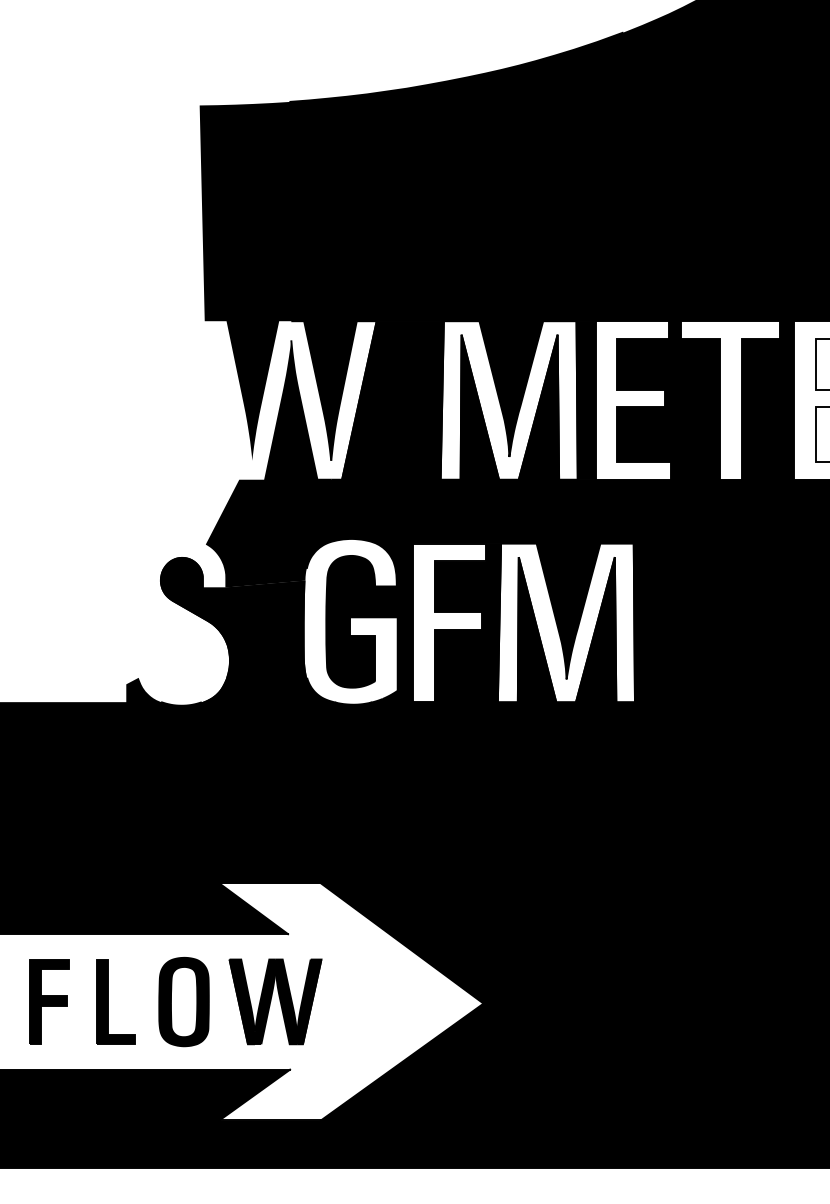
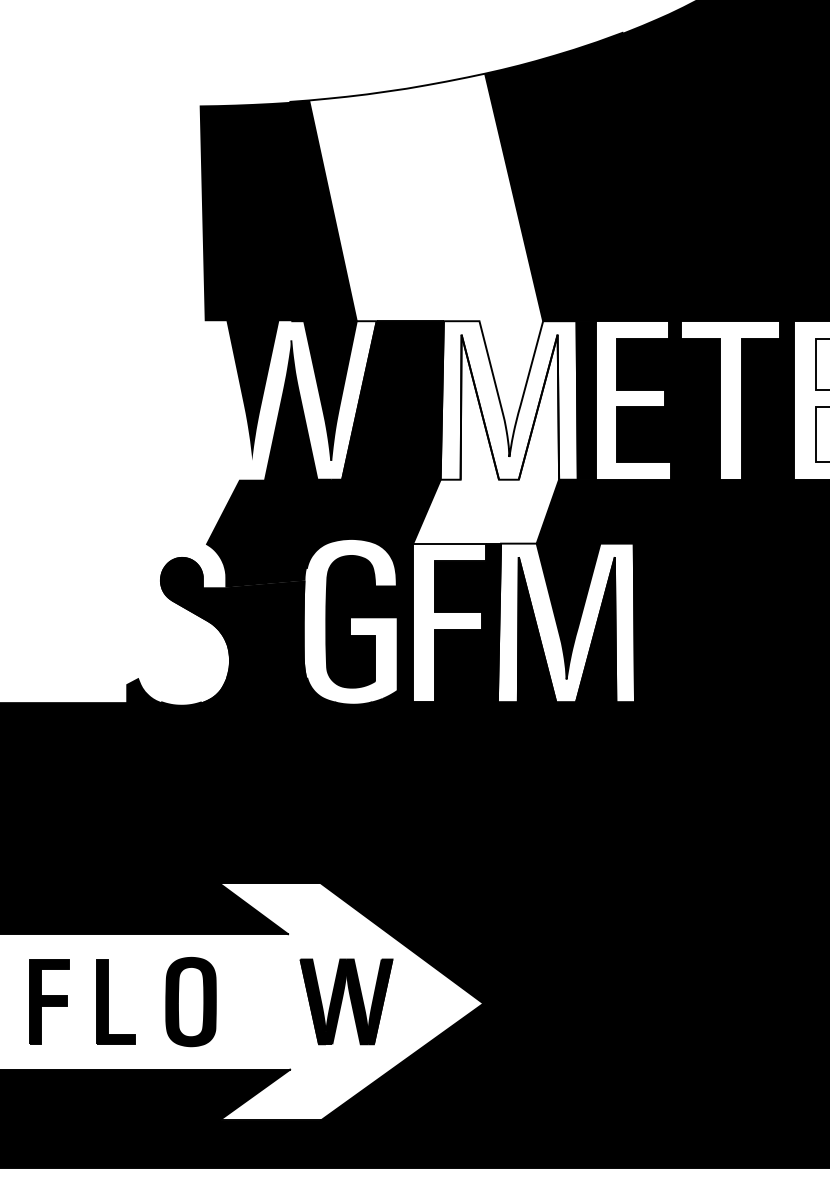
fill: present -> none (426, 265)
fill: present -> none (486, 438)
part position: (275, 1001) -> (346, 1001) (346, 1001)
part position: (183, 1002) -> (190, 1002) (190, 1002)
